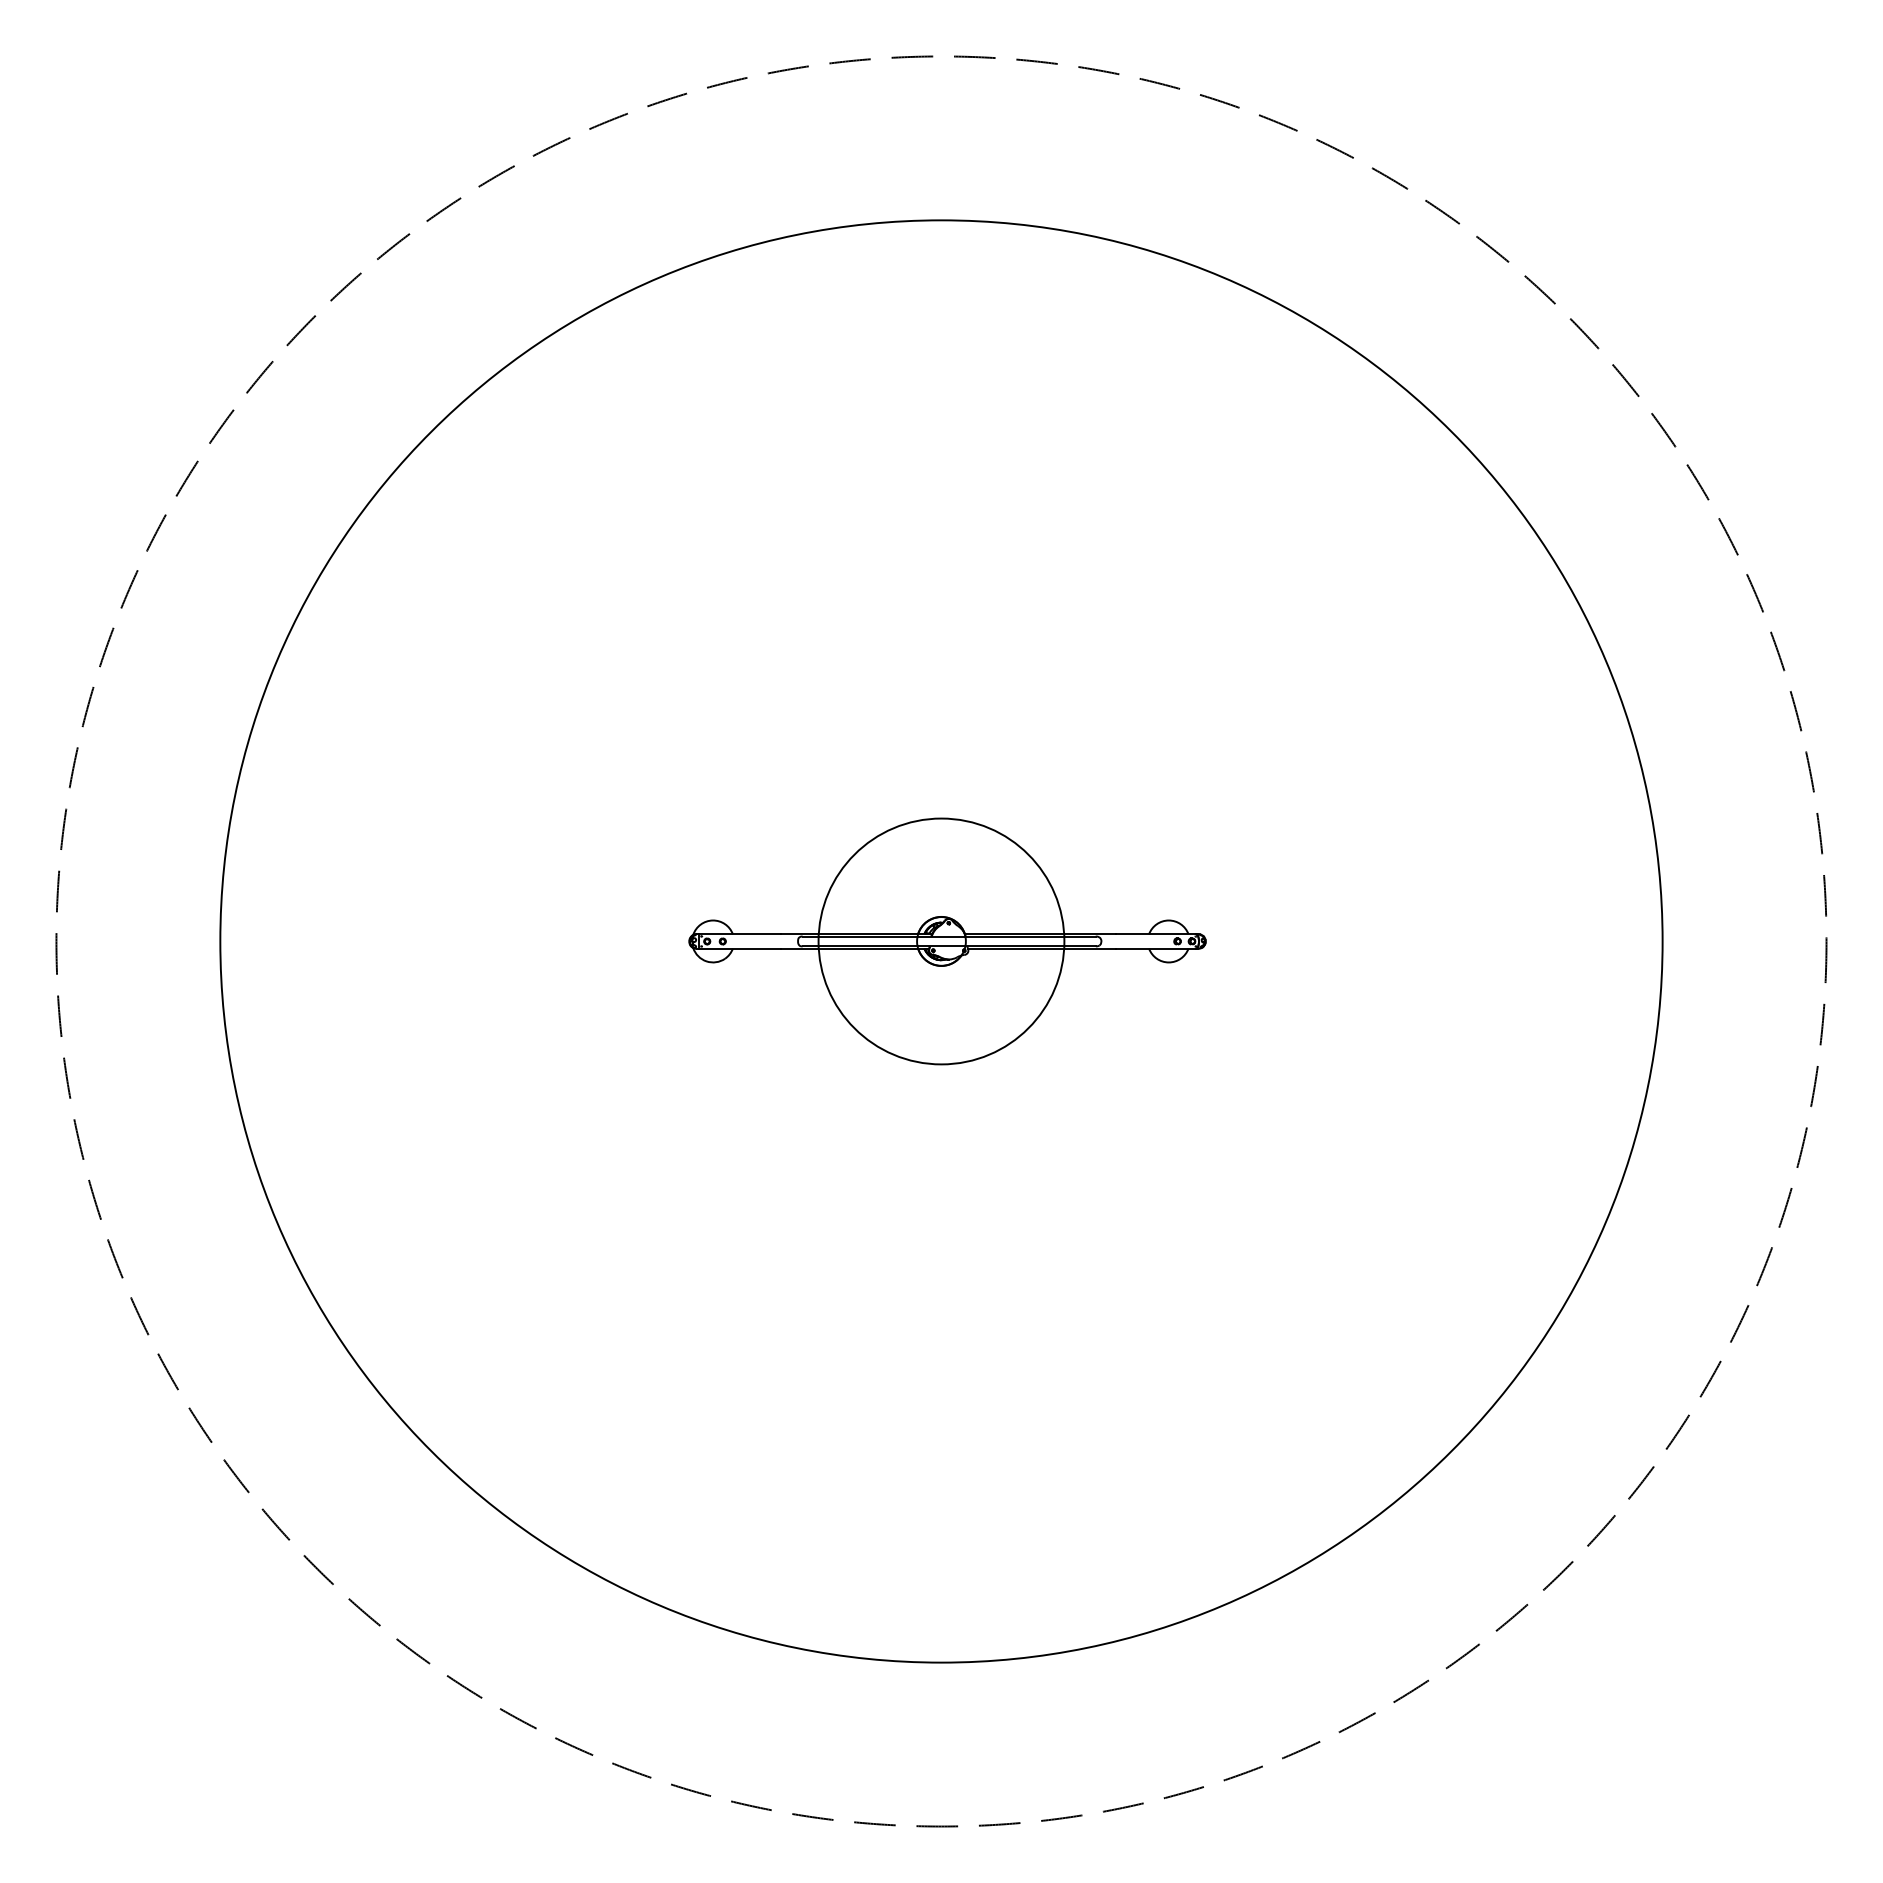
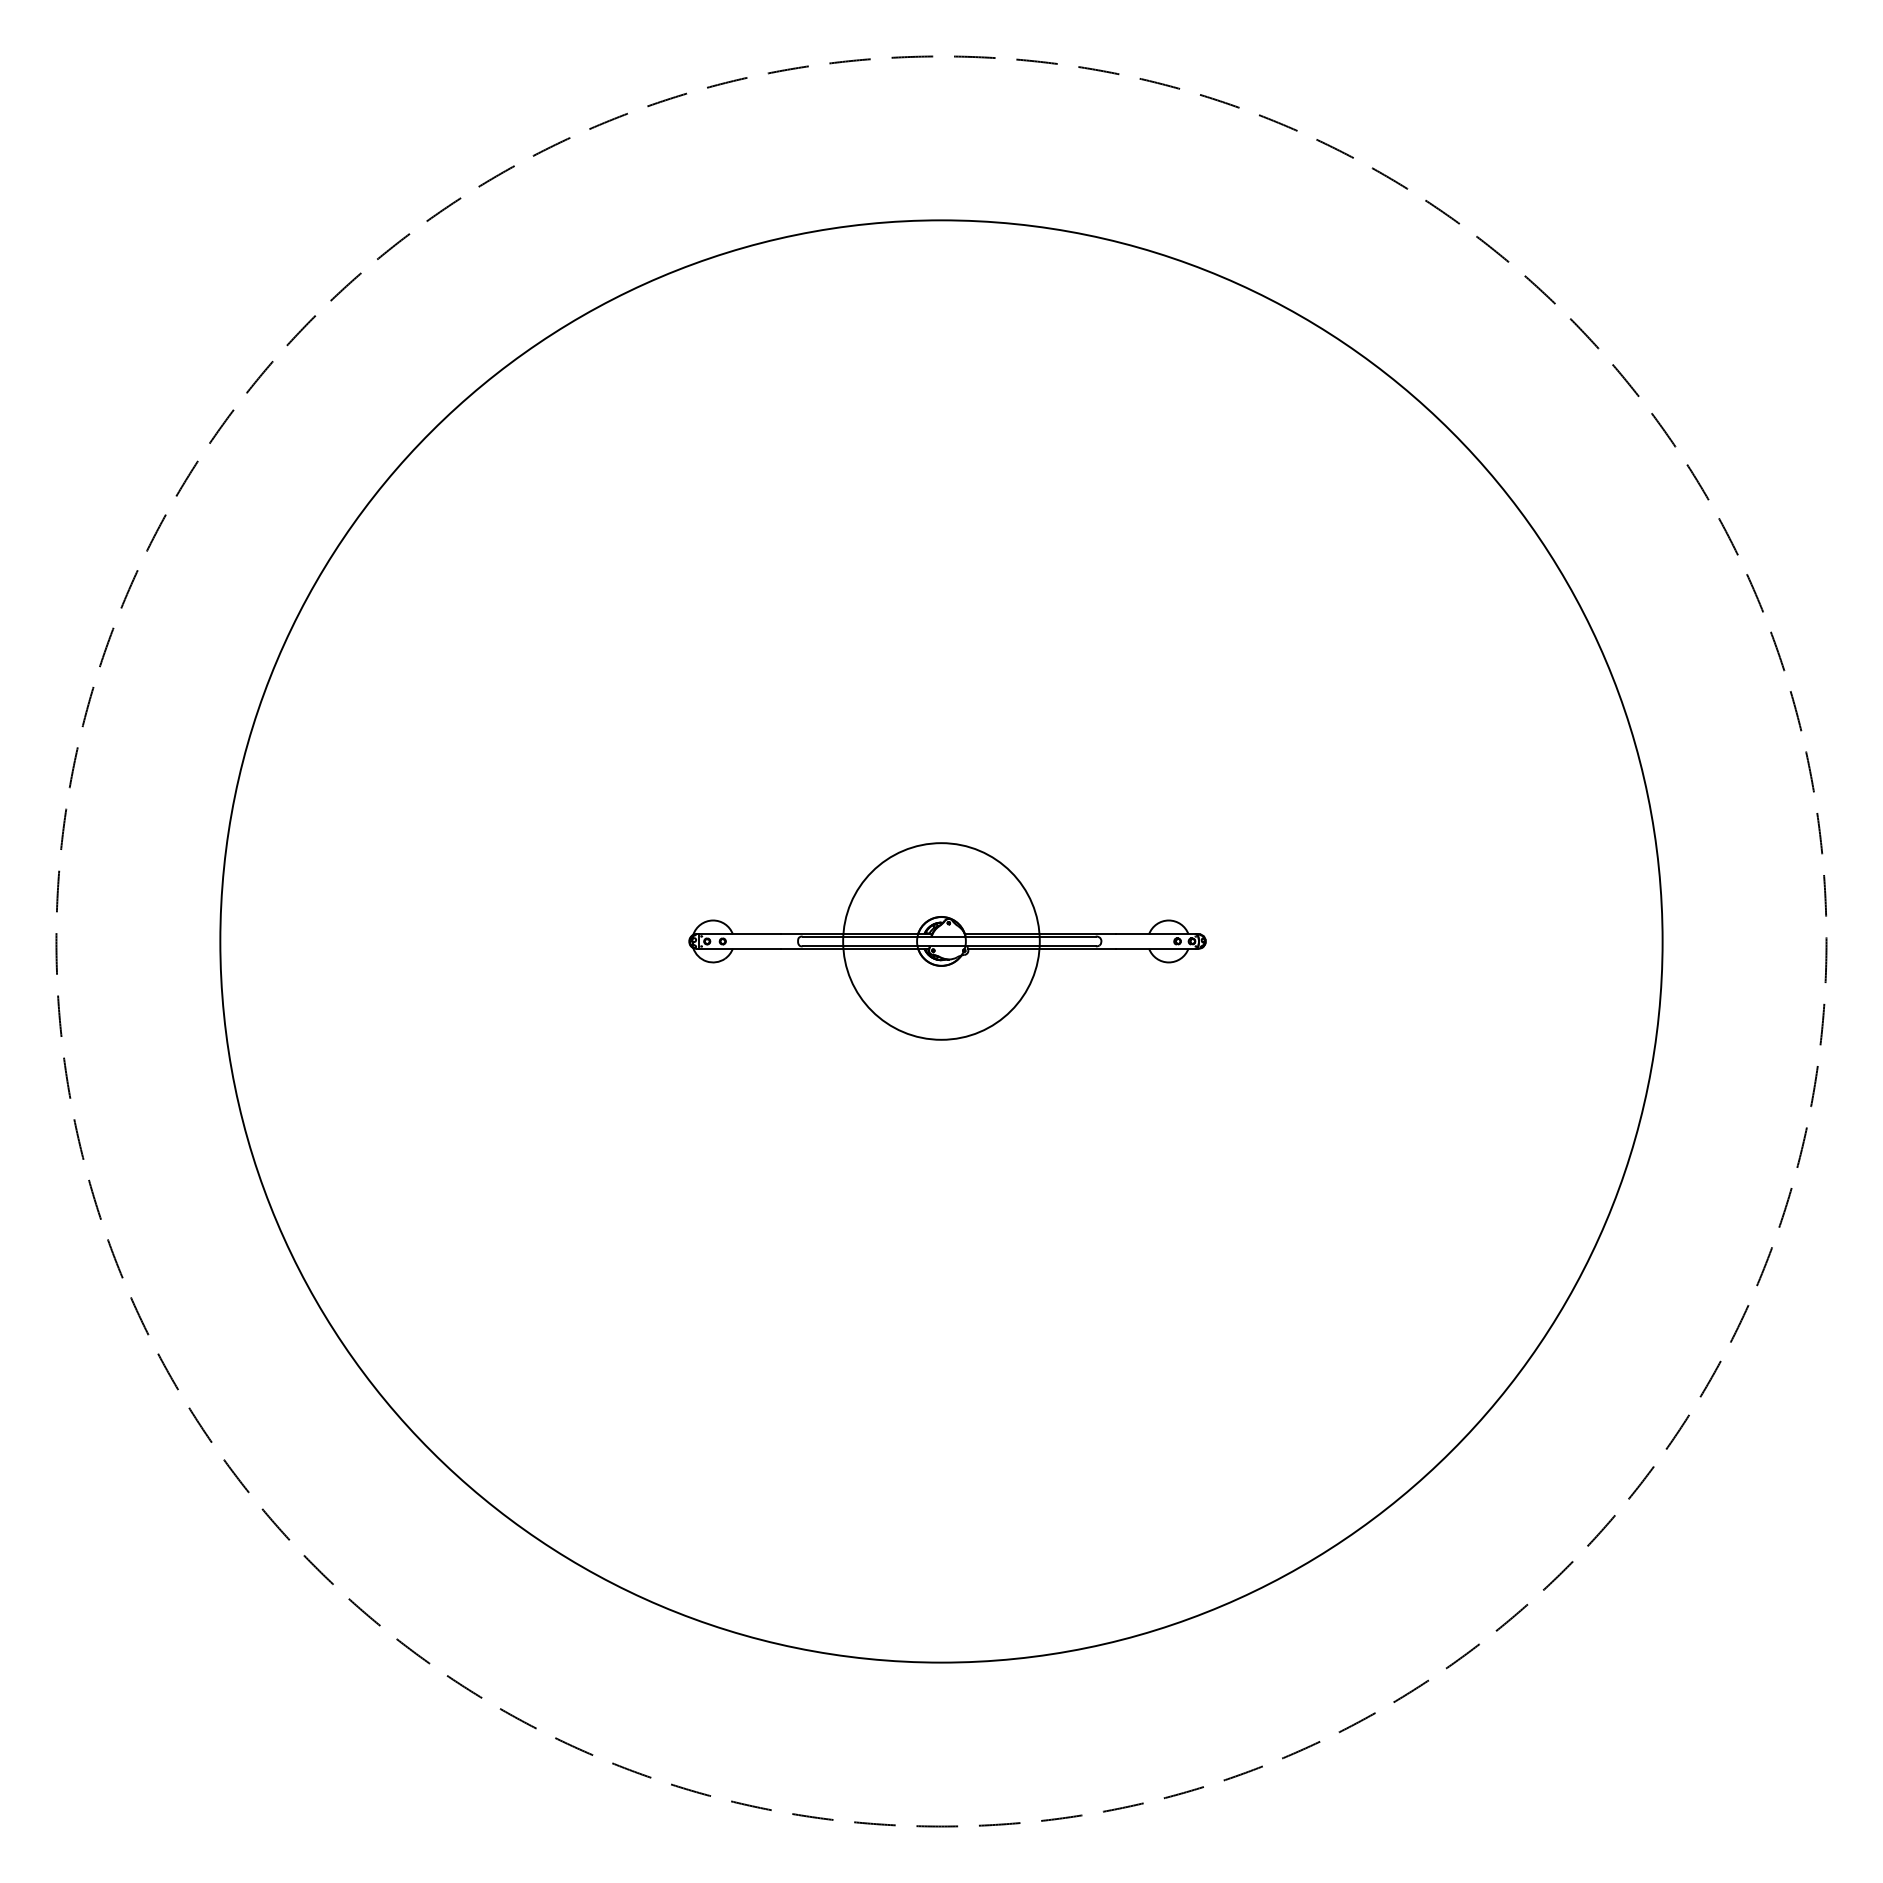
circle diameter: 246 px -> 197 px (941, 941)
